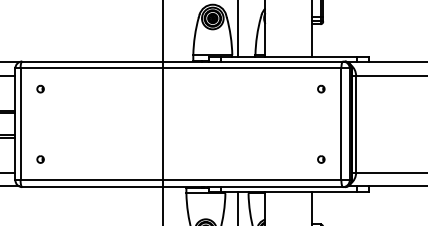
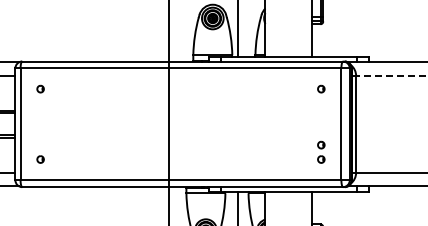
line: solid -> dashed (391, 76)
line position: (162, 112) -> (168, 112) (168, 112)
part: none -> present (321, 144)
